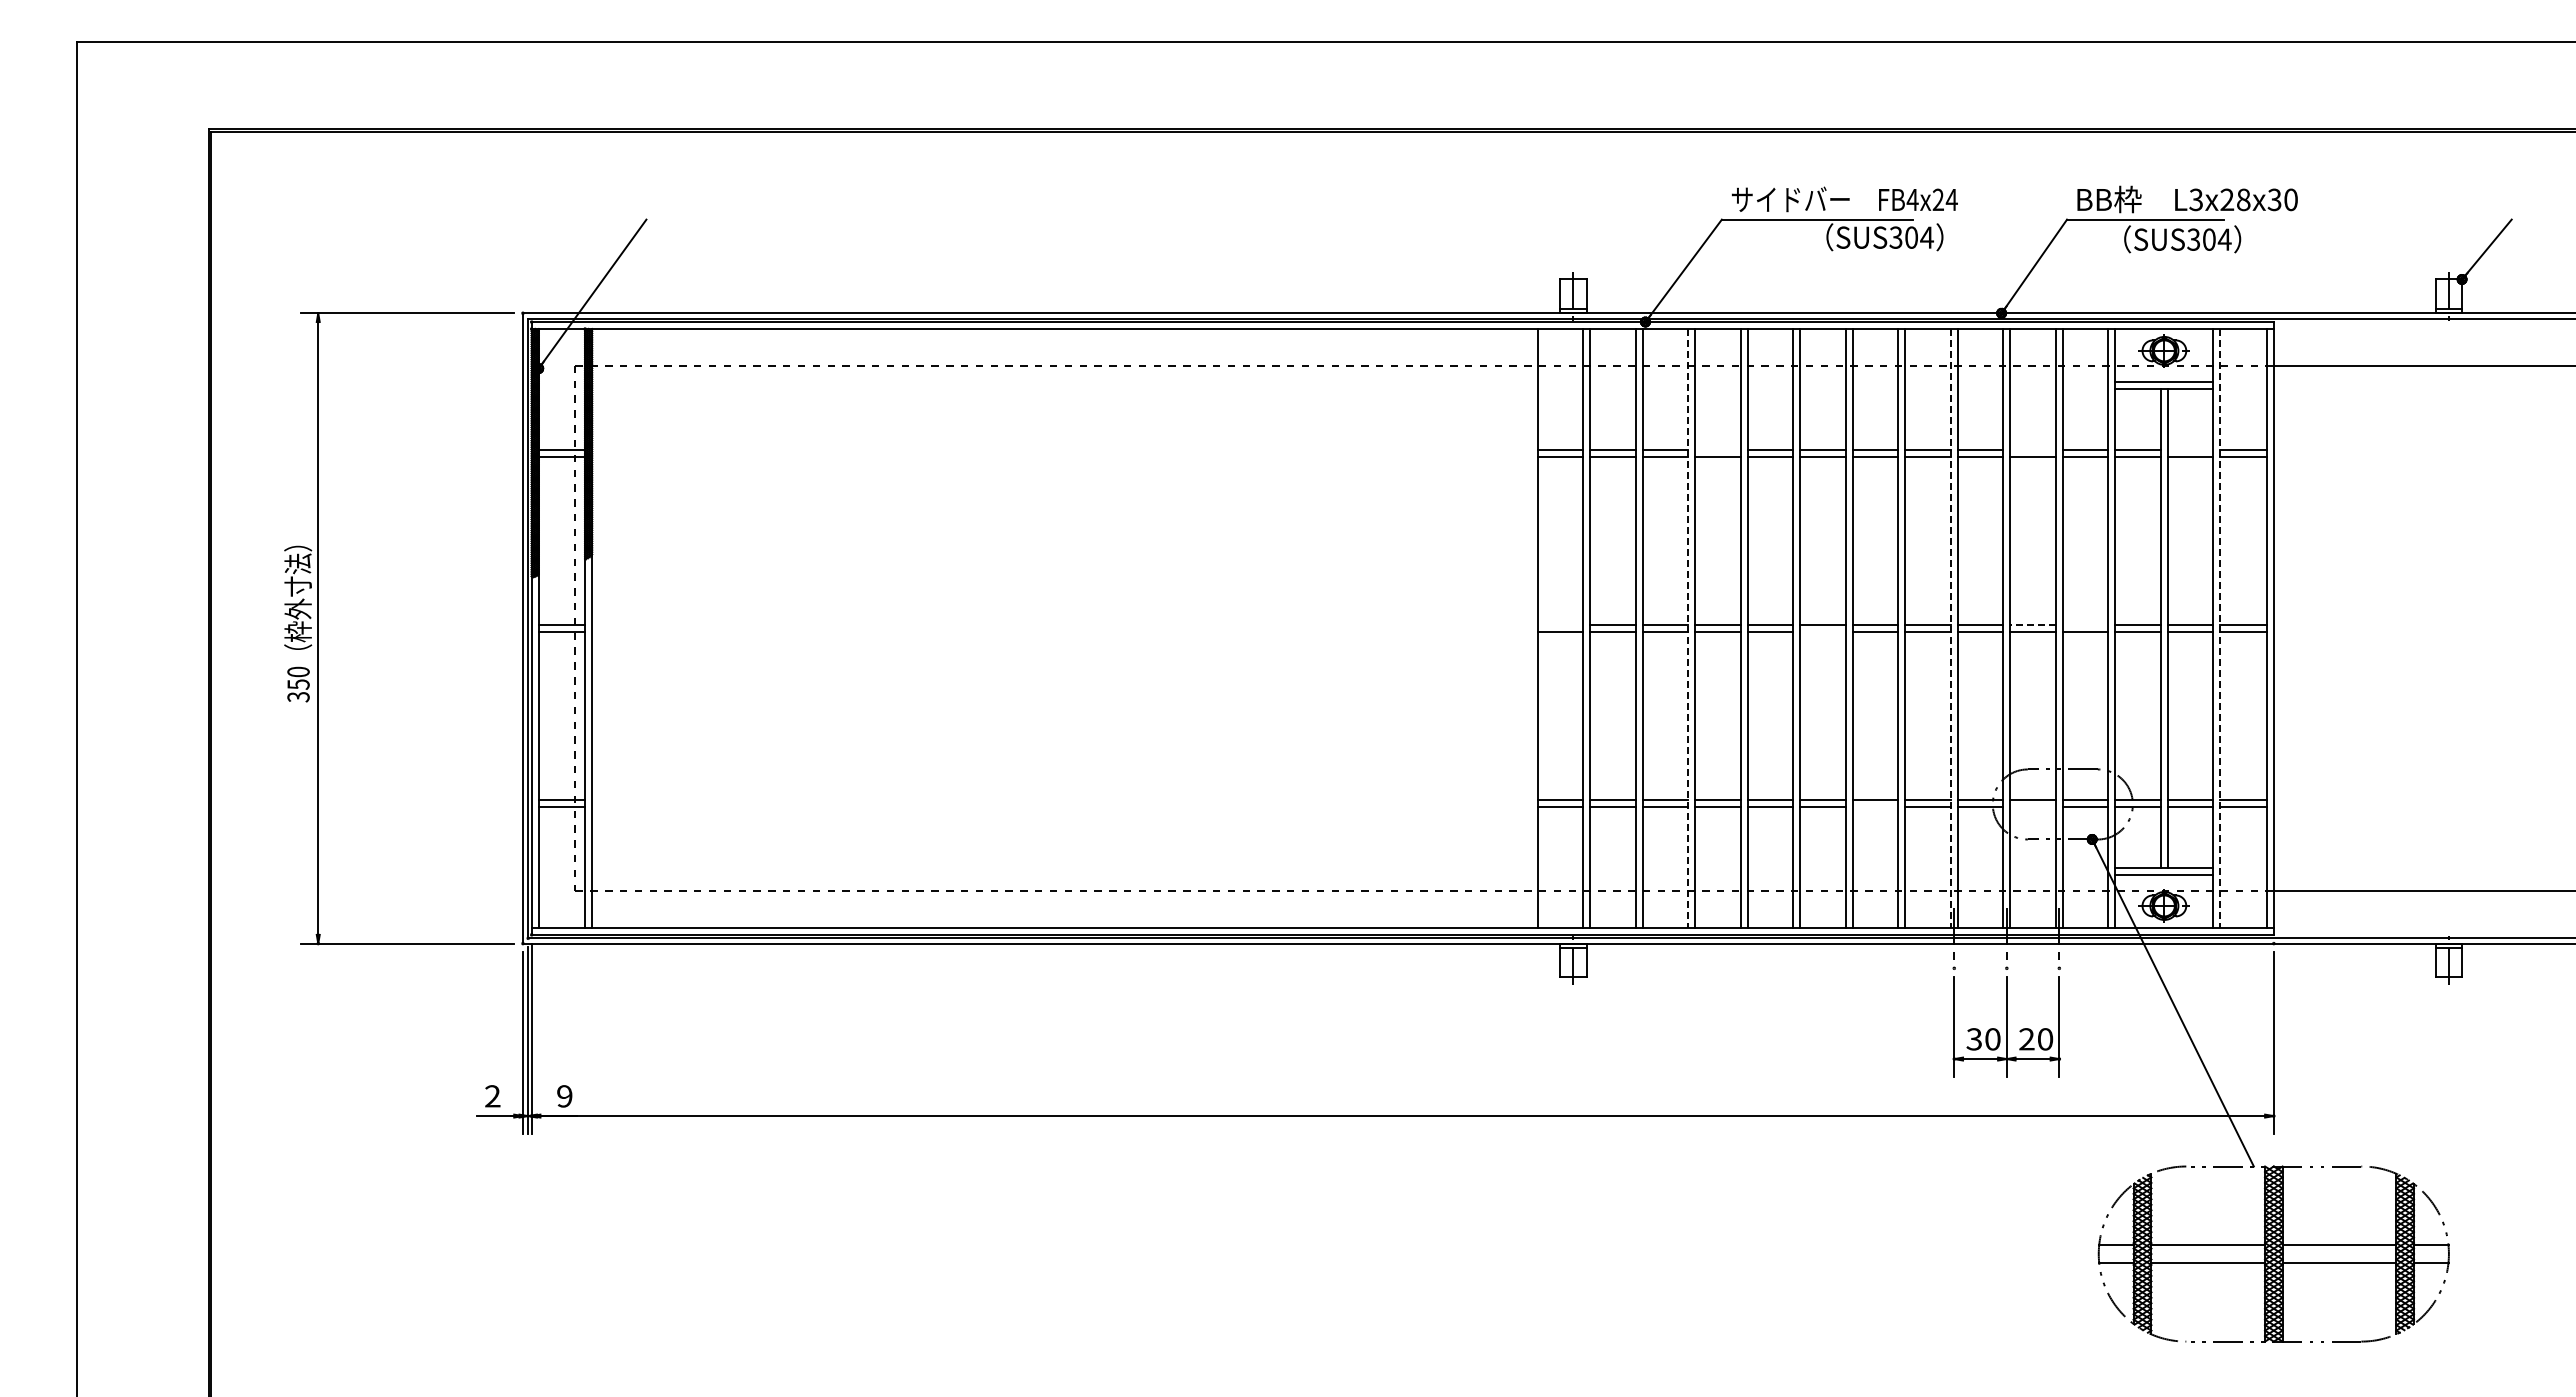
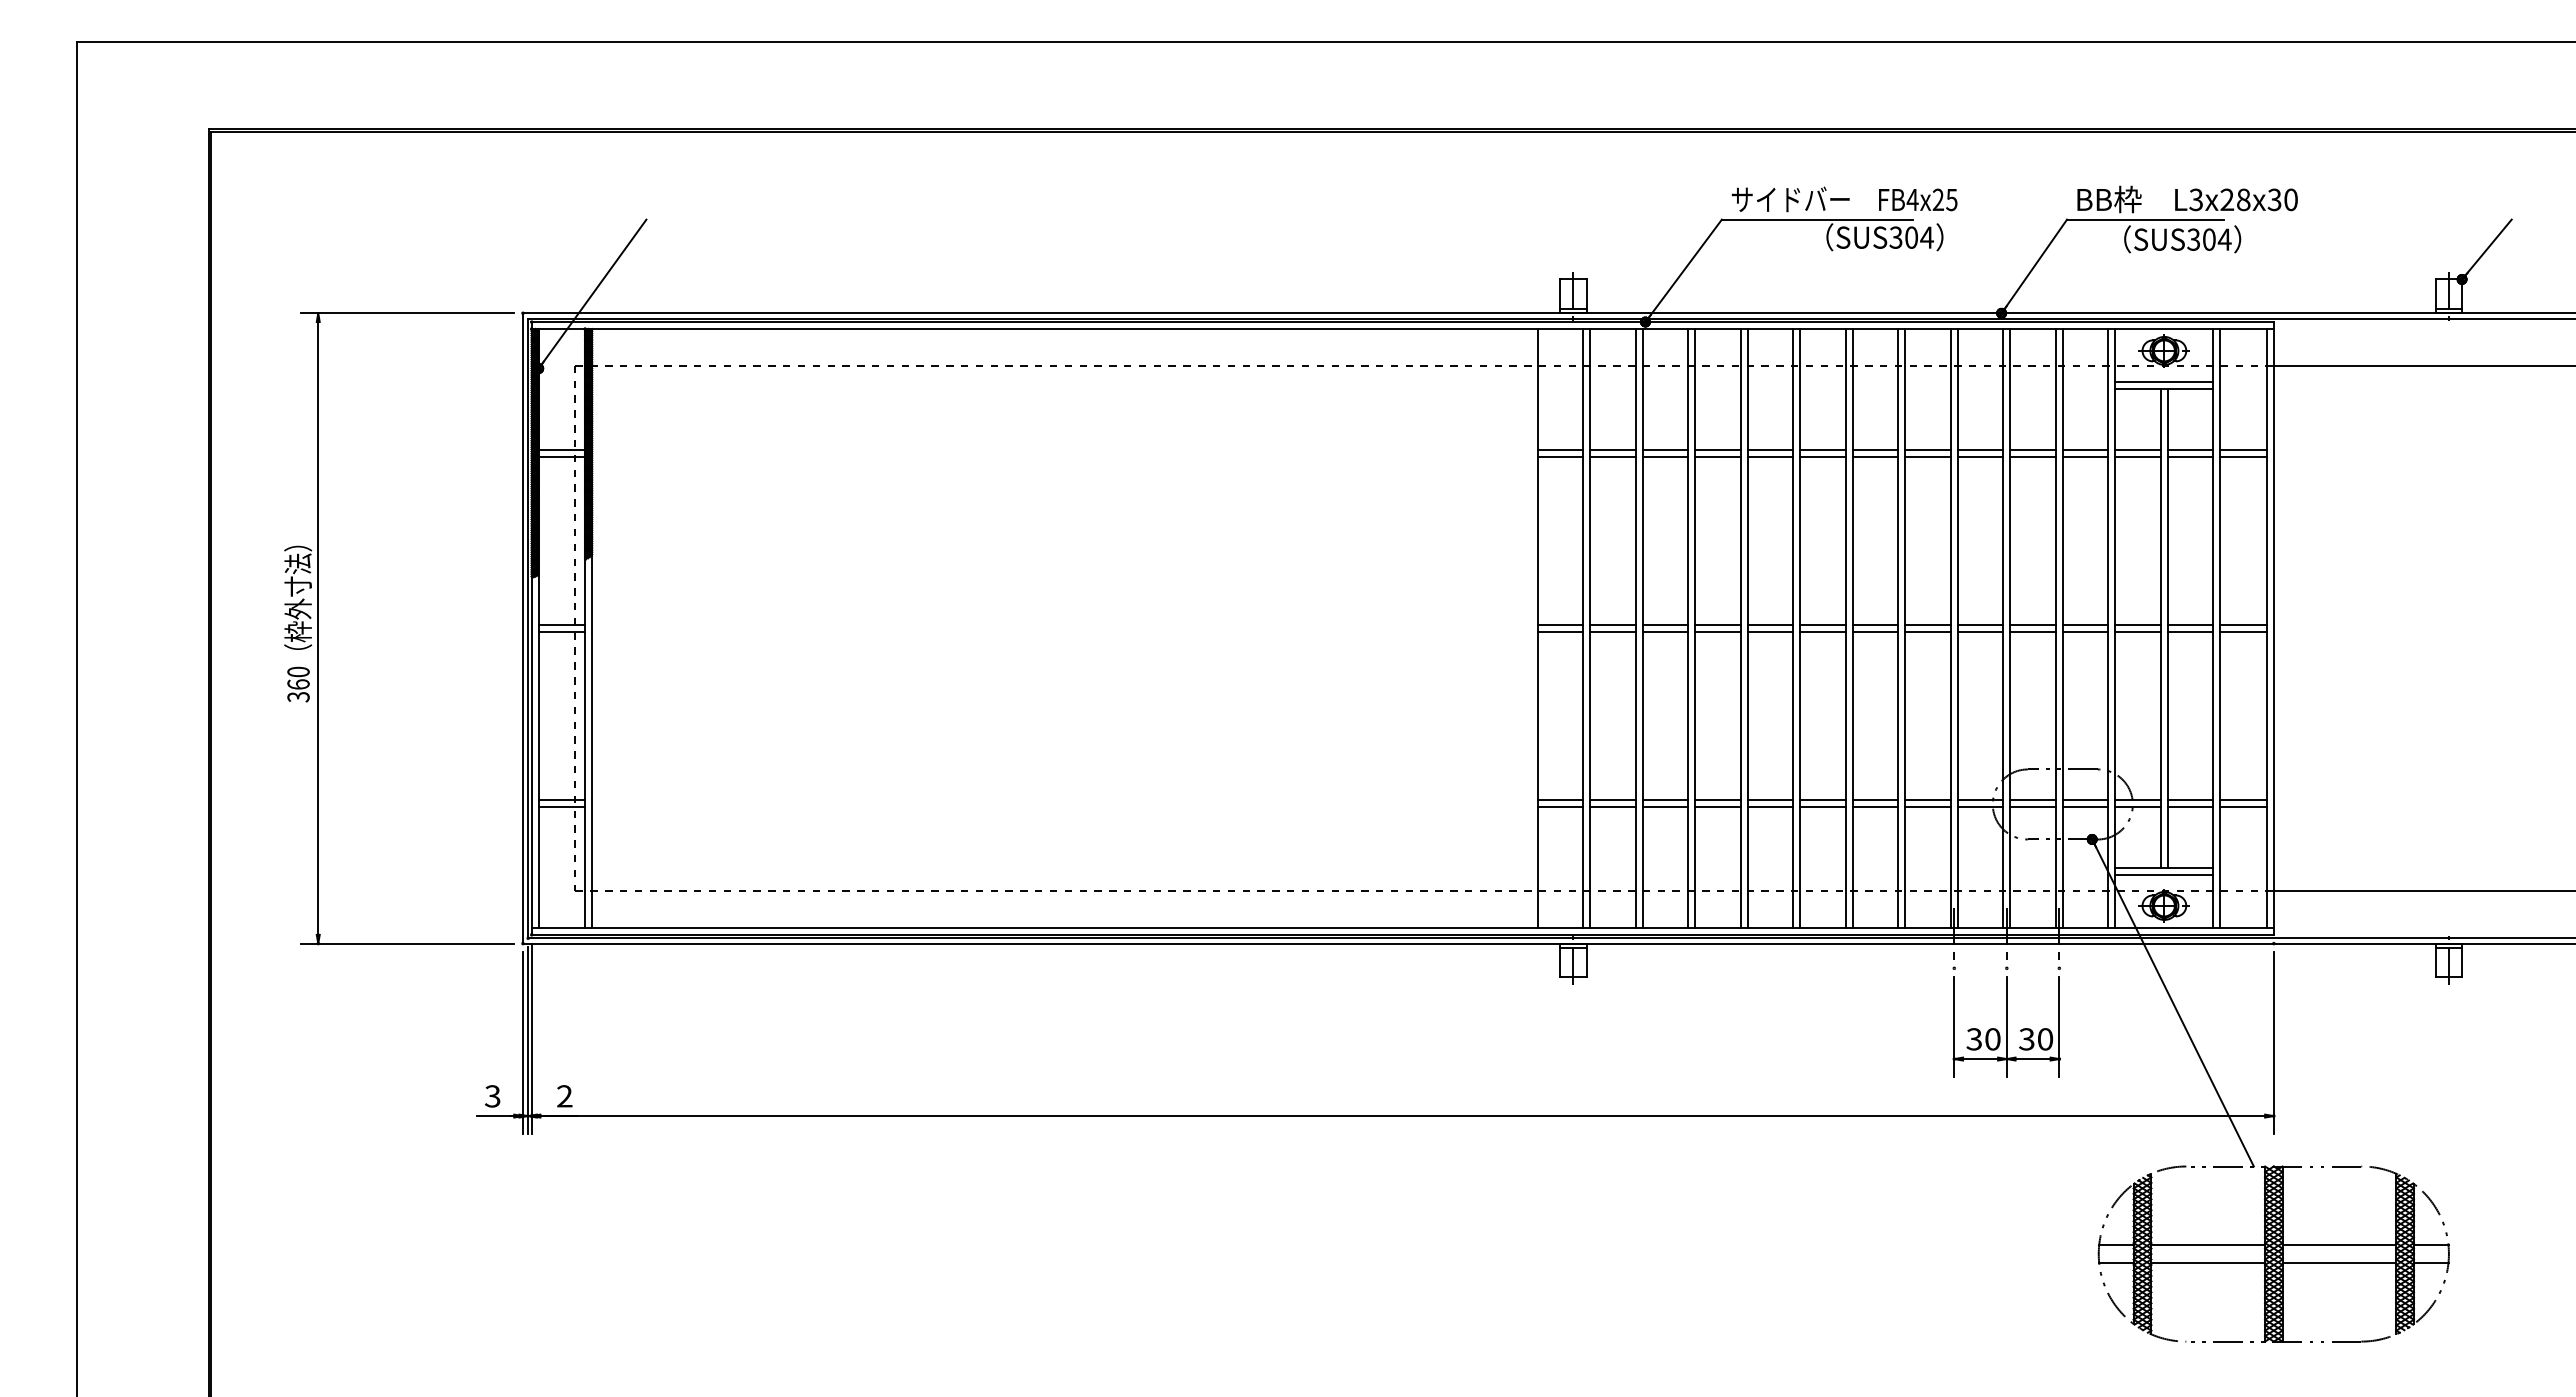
text: FB4x24 -> FB4x25 (1951, 200)
line: none -> present (1717, 449)
line: none -> present (2032, 449)
line: none -> present (2190, 449)
line: none -> present (1560, 624)
line: dashed -> solid (2033, 624)
line: none -> present (2085, 624)
line: dashed -> solid (1688, 628)
line: dashed -> solid (1950, 628)
line: dashed -> solid (2220, 628)
line: none -> present (1822, 631)
text: 350 -> 360 (298, 684)
line: none -> present (1875, 807)
line: none -> present (2032, 807)
text: 20 -> 30 (2026, 1039)
text: 2 -> 3 (492, 1096)
text: 9 -> 2 (564, 1096)
